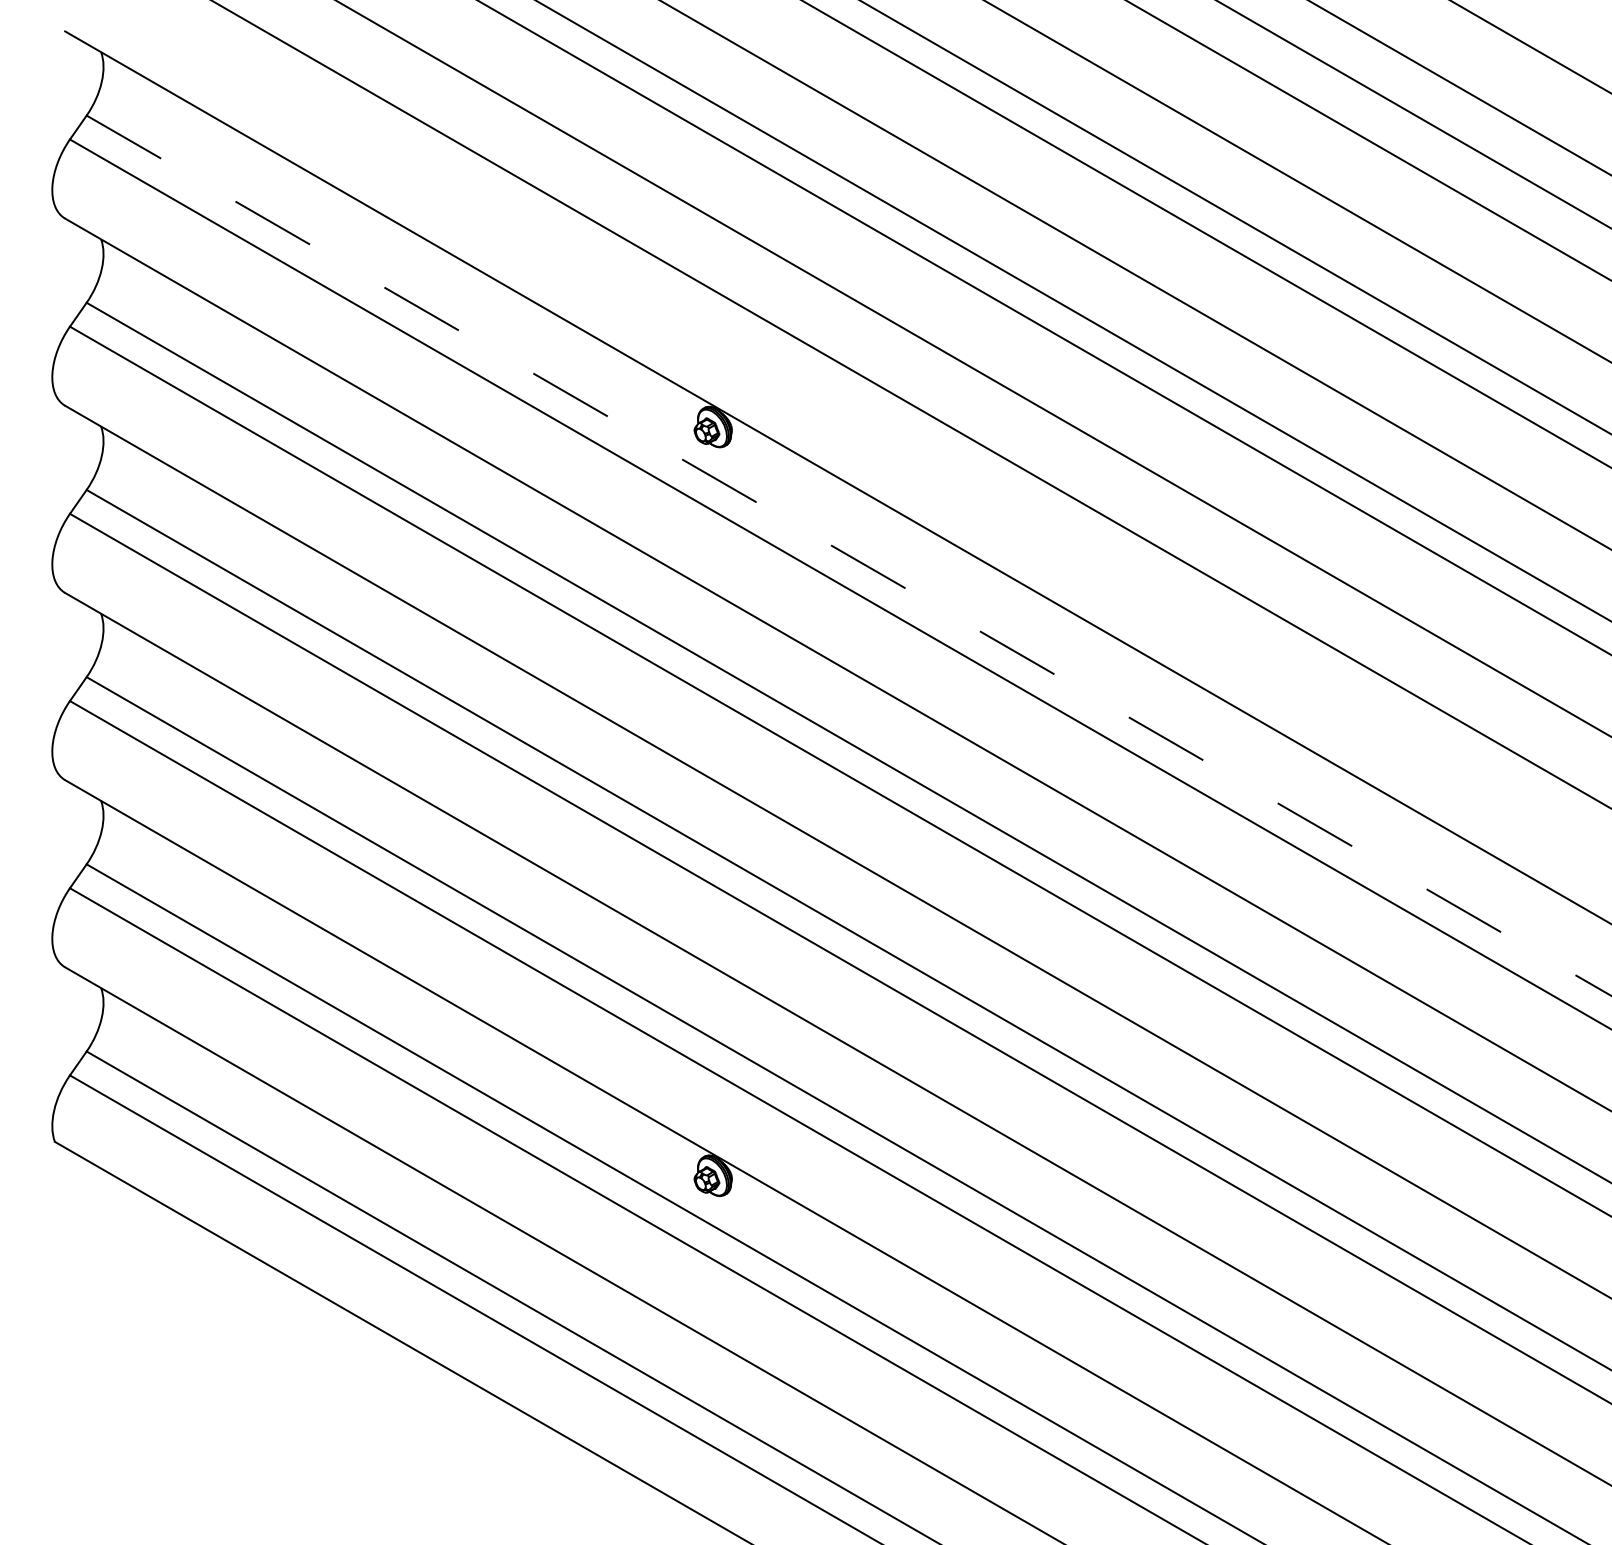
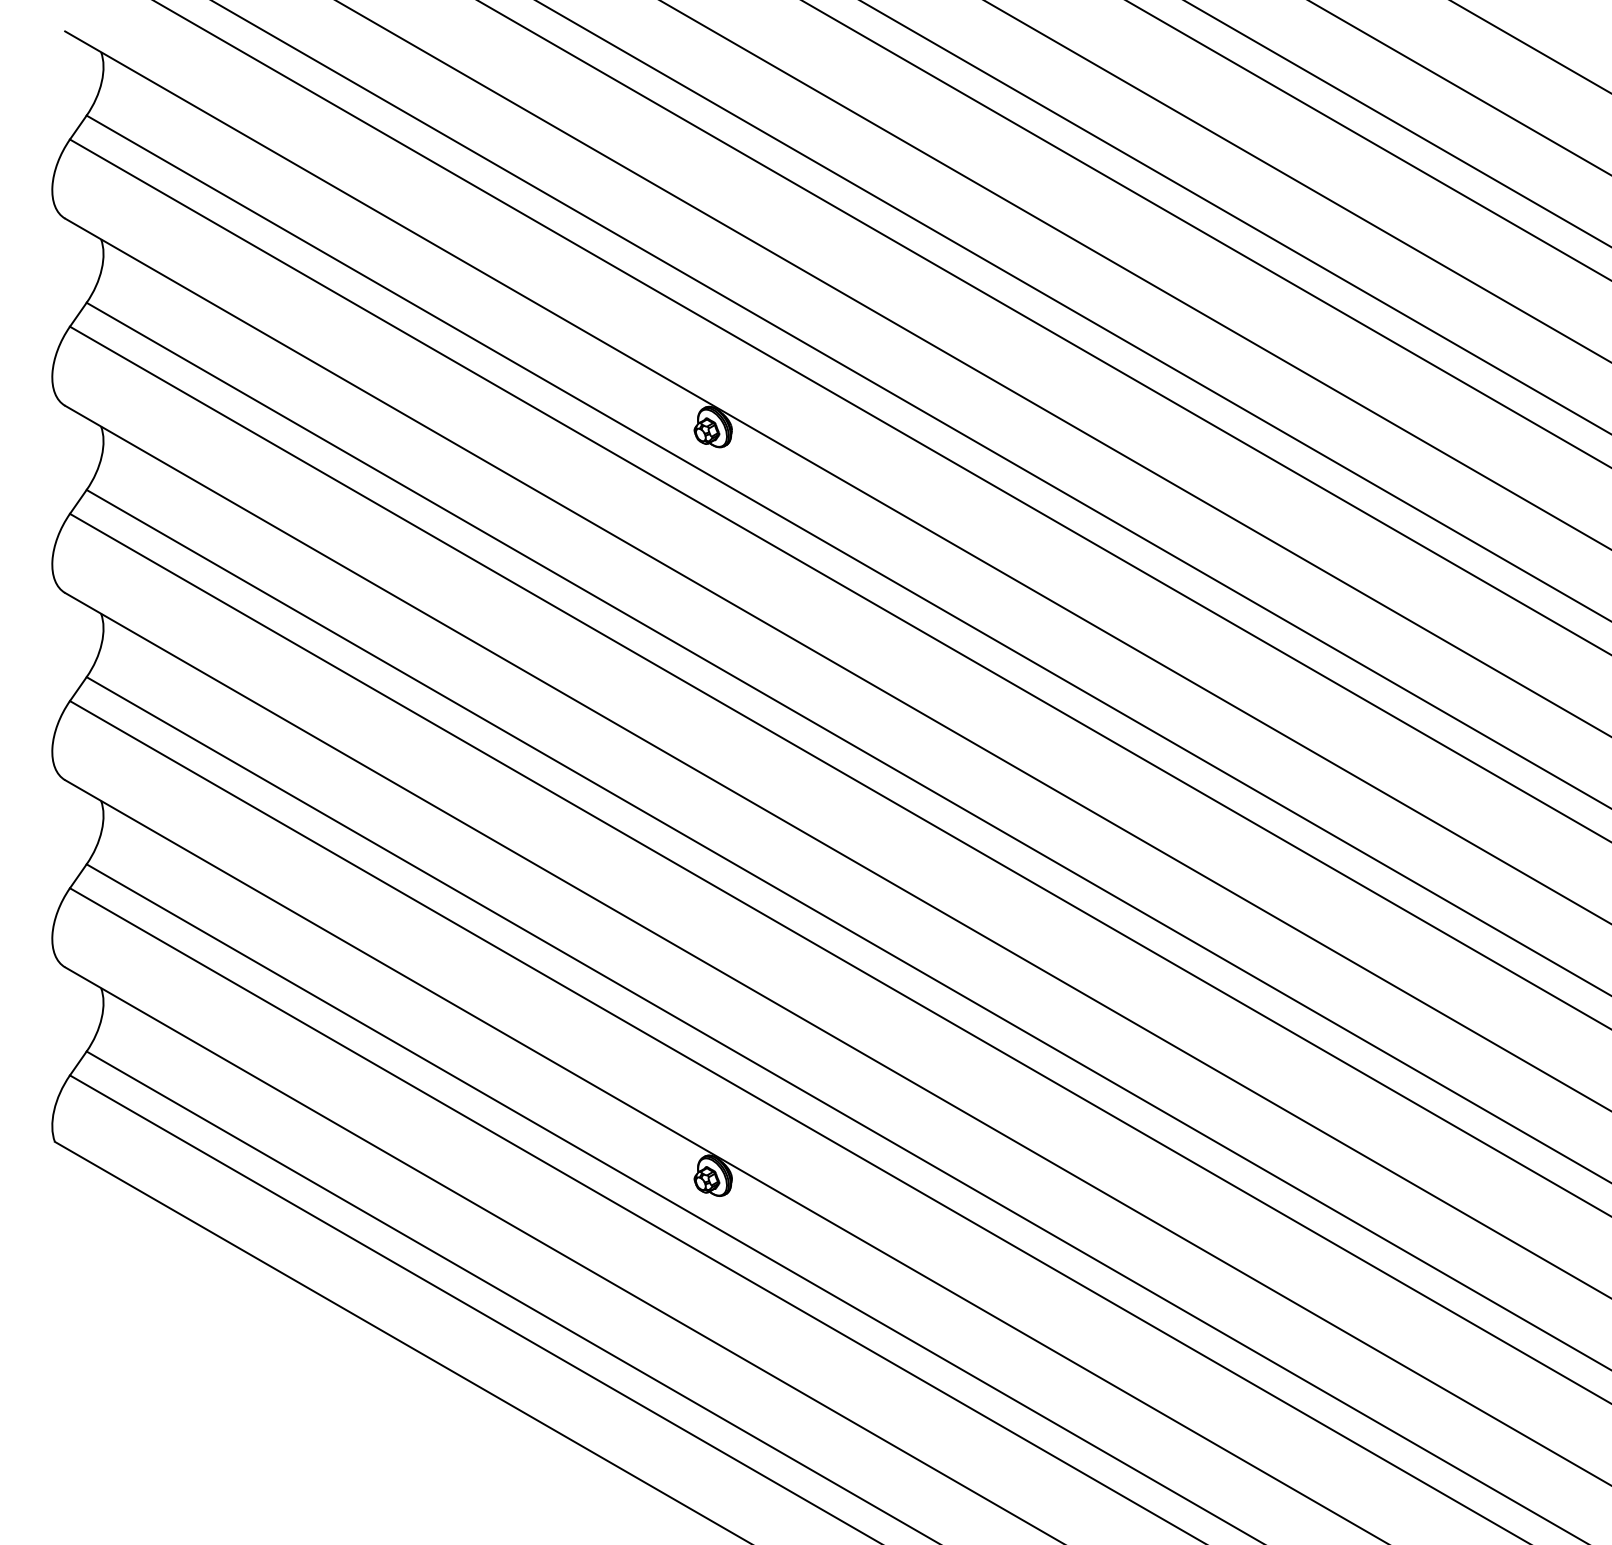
line position: (1413, 114) -> (1397, 123) (1397, 123)
line: none -> present (882, 421)
line: dashed -> solid (849, 556)
